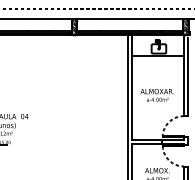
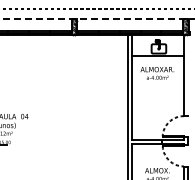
line: solid -> dashed (97, 19)
line: present -> none (187, 76)
text position: (157, 95) -> (157, 73) (157, 73)
